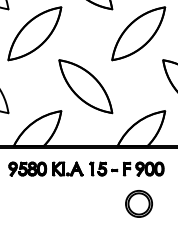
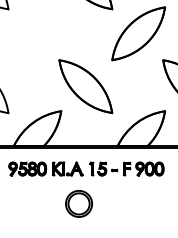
part: present -> none (34, 33)
part position: (138, 203) -> (78, 203) (78, 203)
